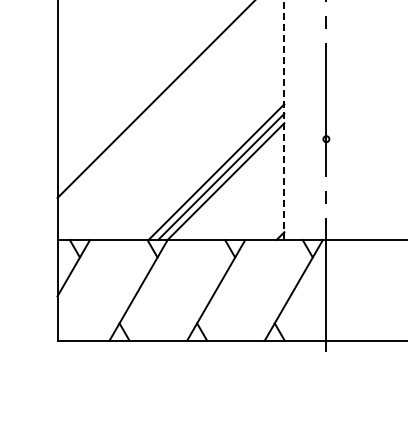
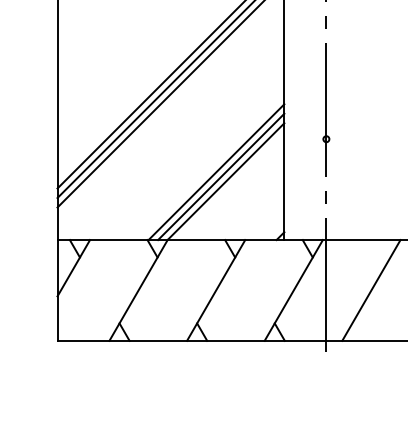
line: none -> present (150, 95)
line: none -> present (159, 104)
line: dashed -> solid (284, 120)
line: none -> present (371, 290)
